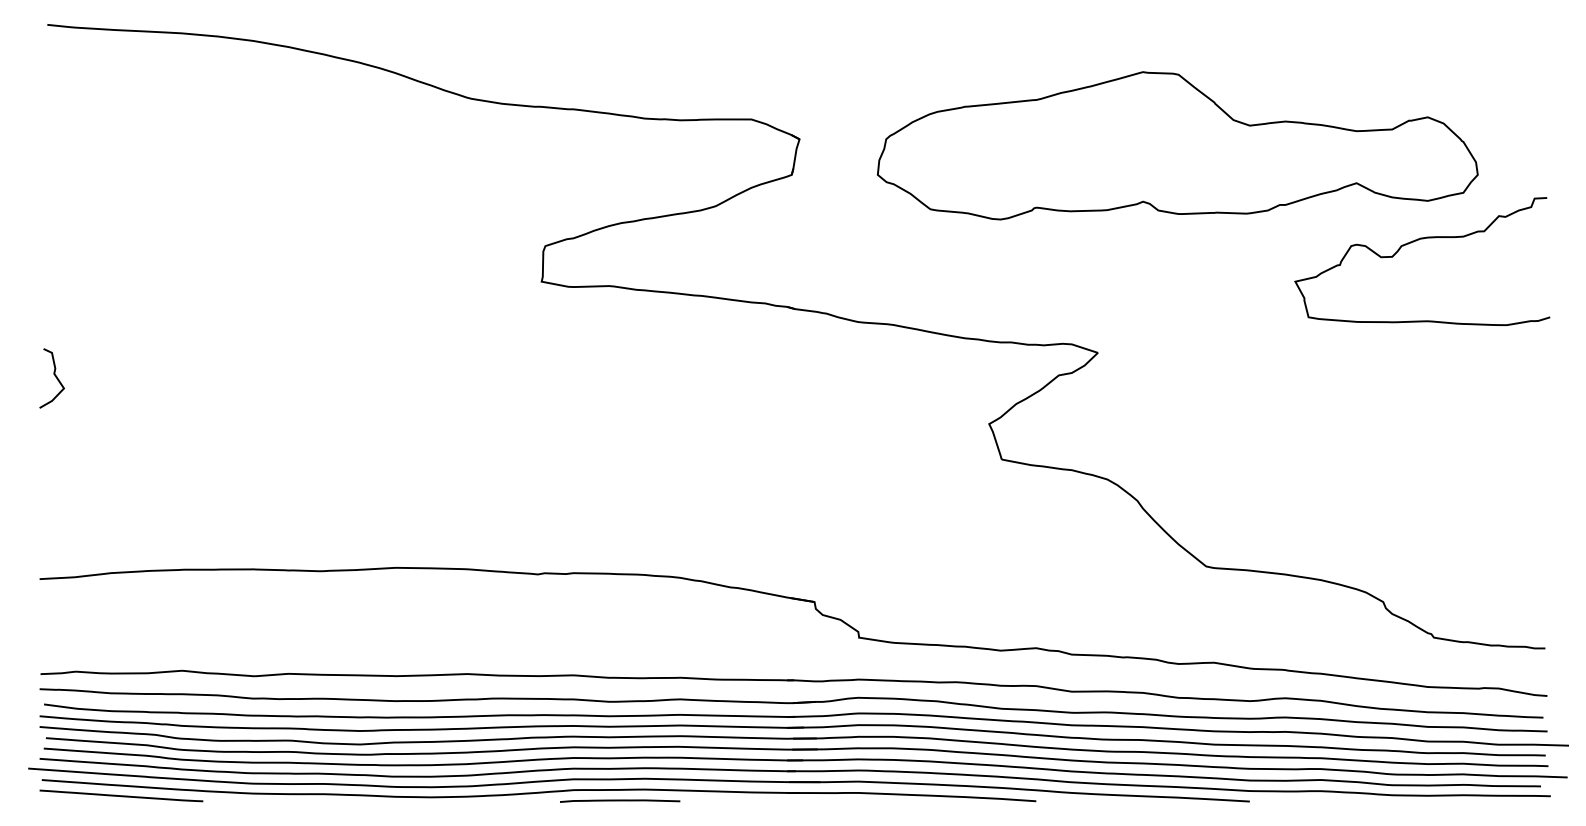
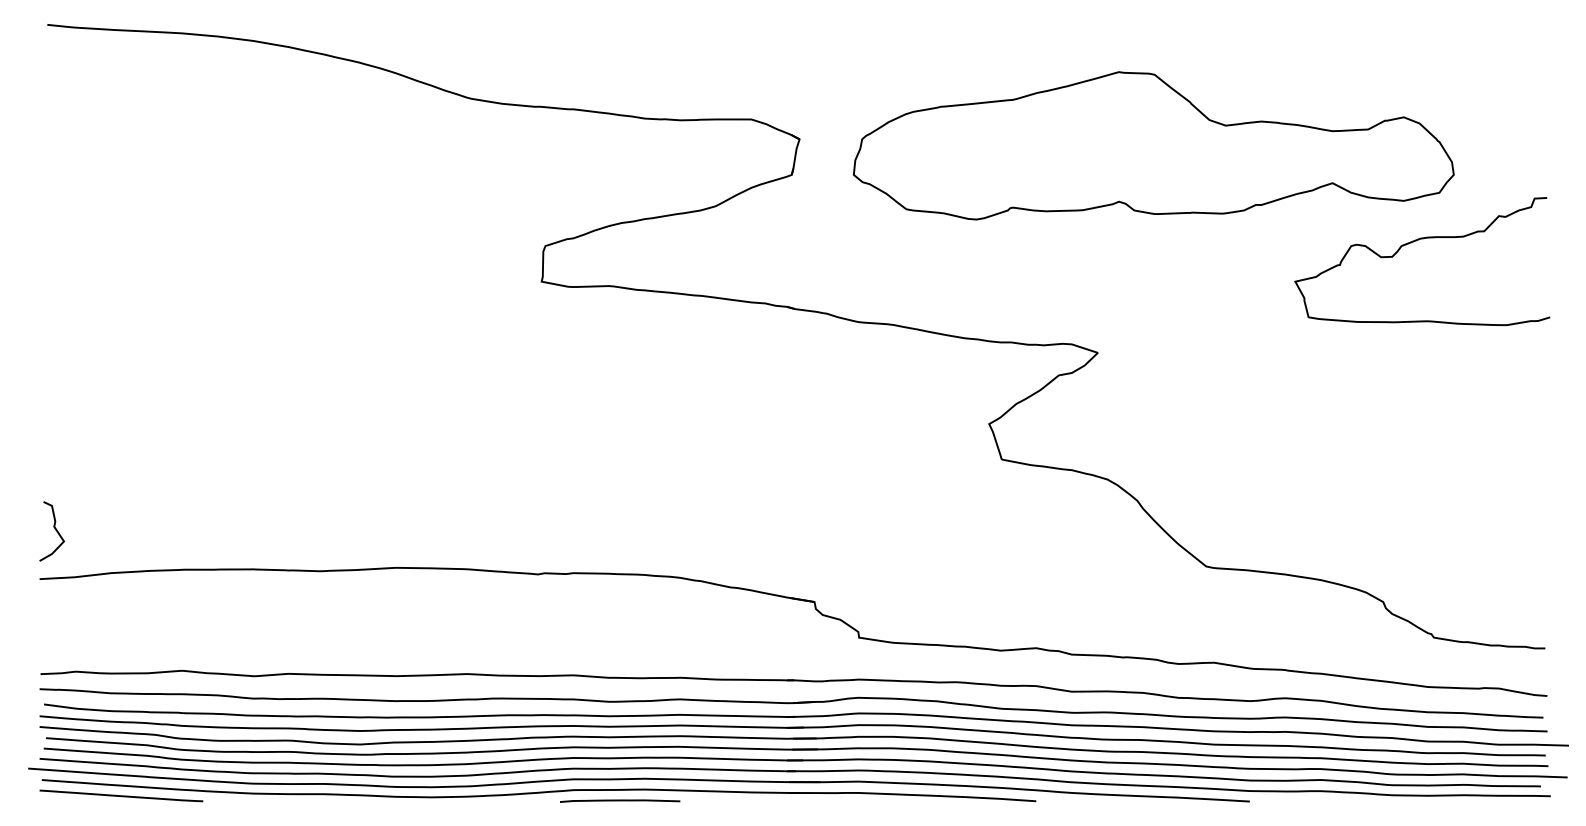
part position: (1177, 145) -> (1153, 145) (1153, 145)
curve position: (54, 376) -> (54, 529) (54, 529)
